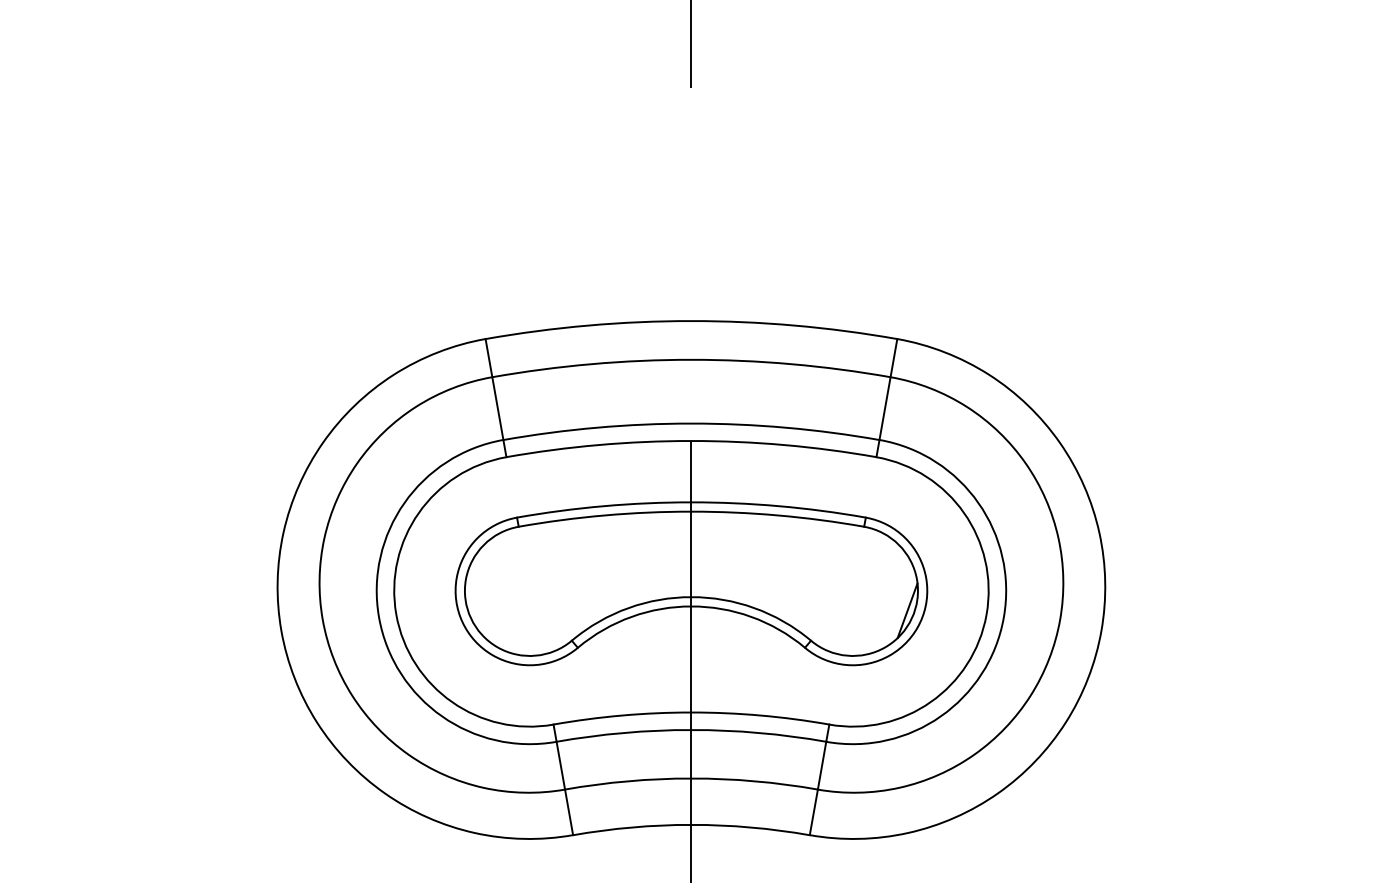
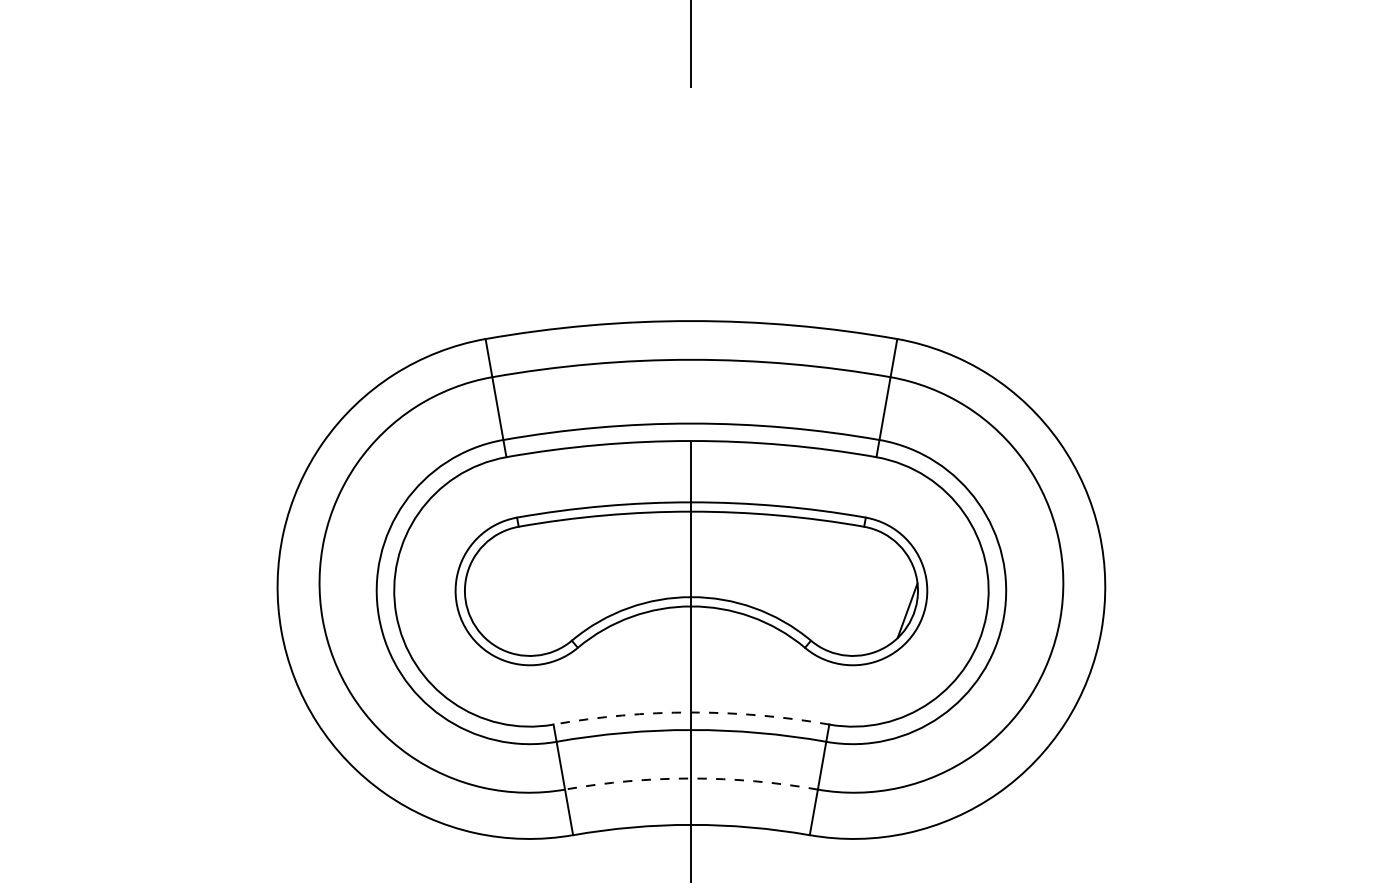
arc: solid -> dashed (691, 712)
arc: solid -> dashed (691, 778)
